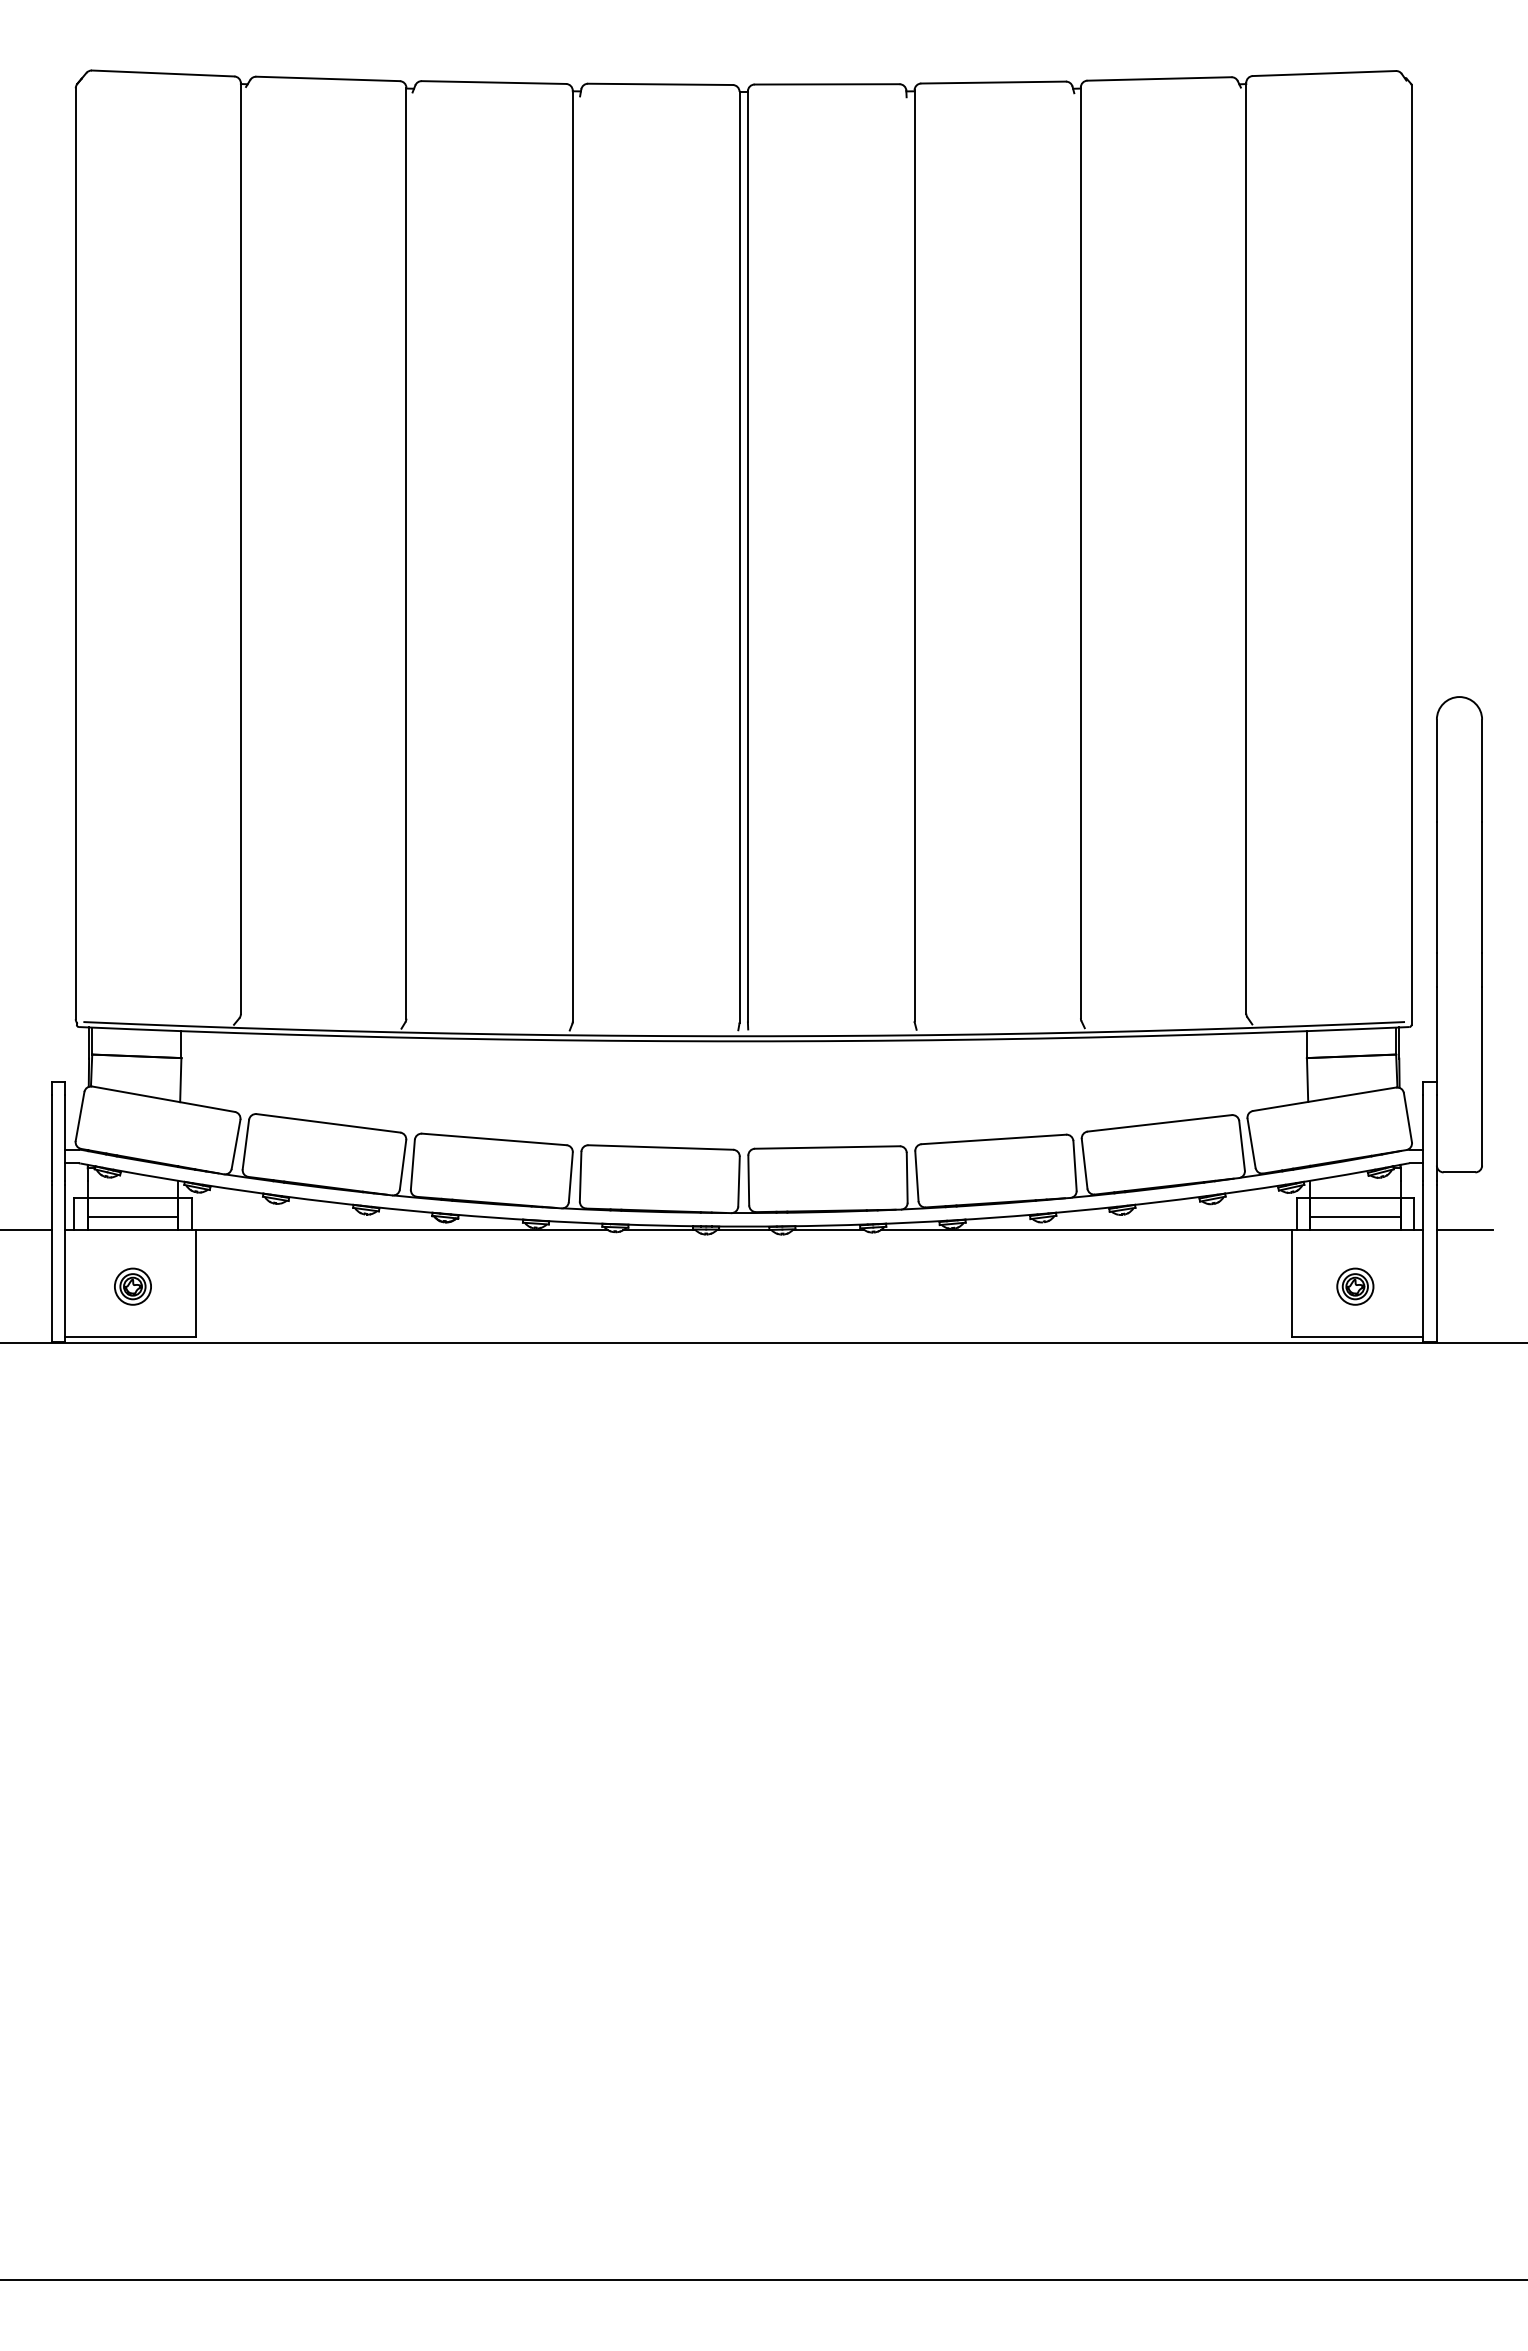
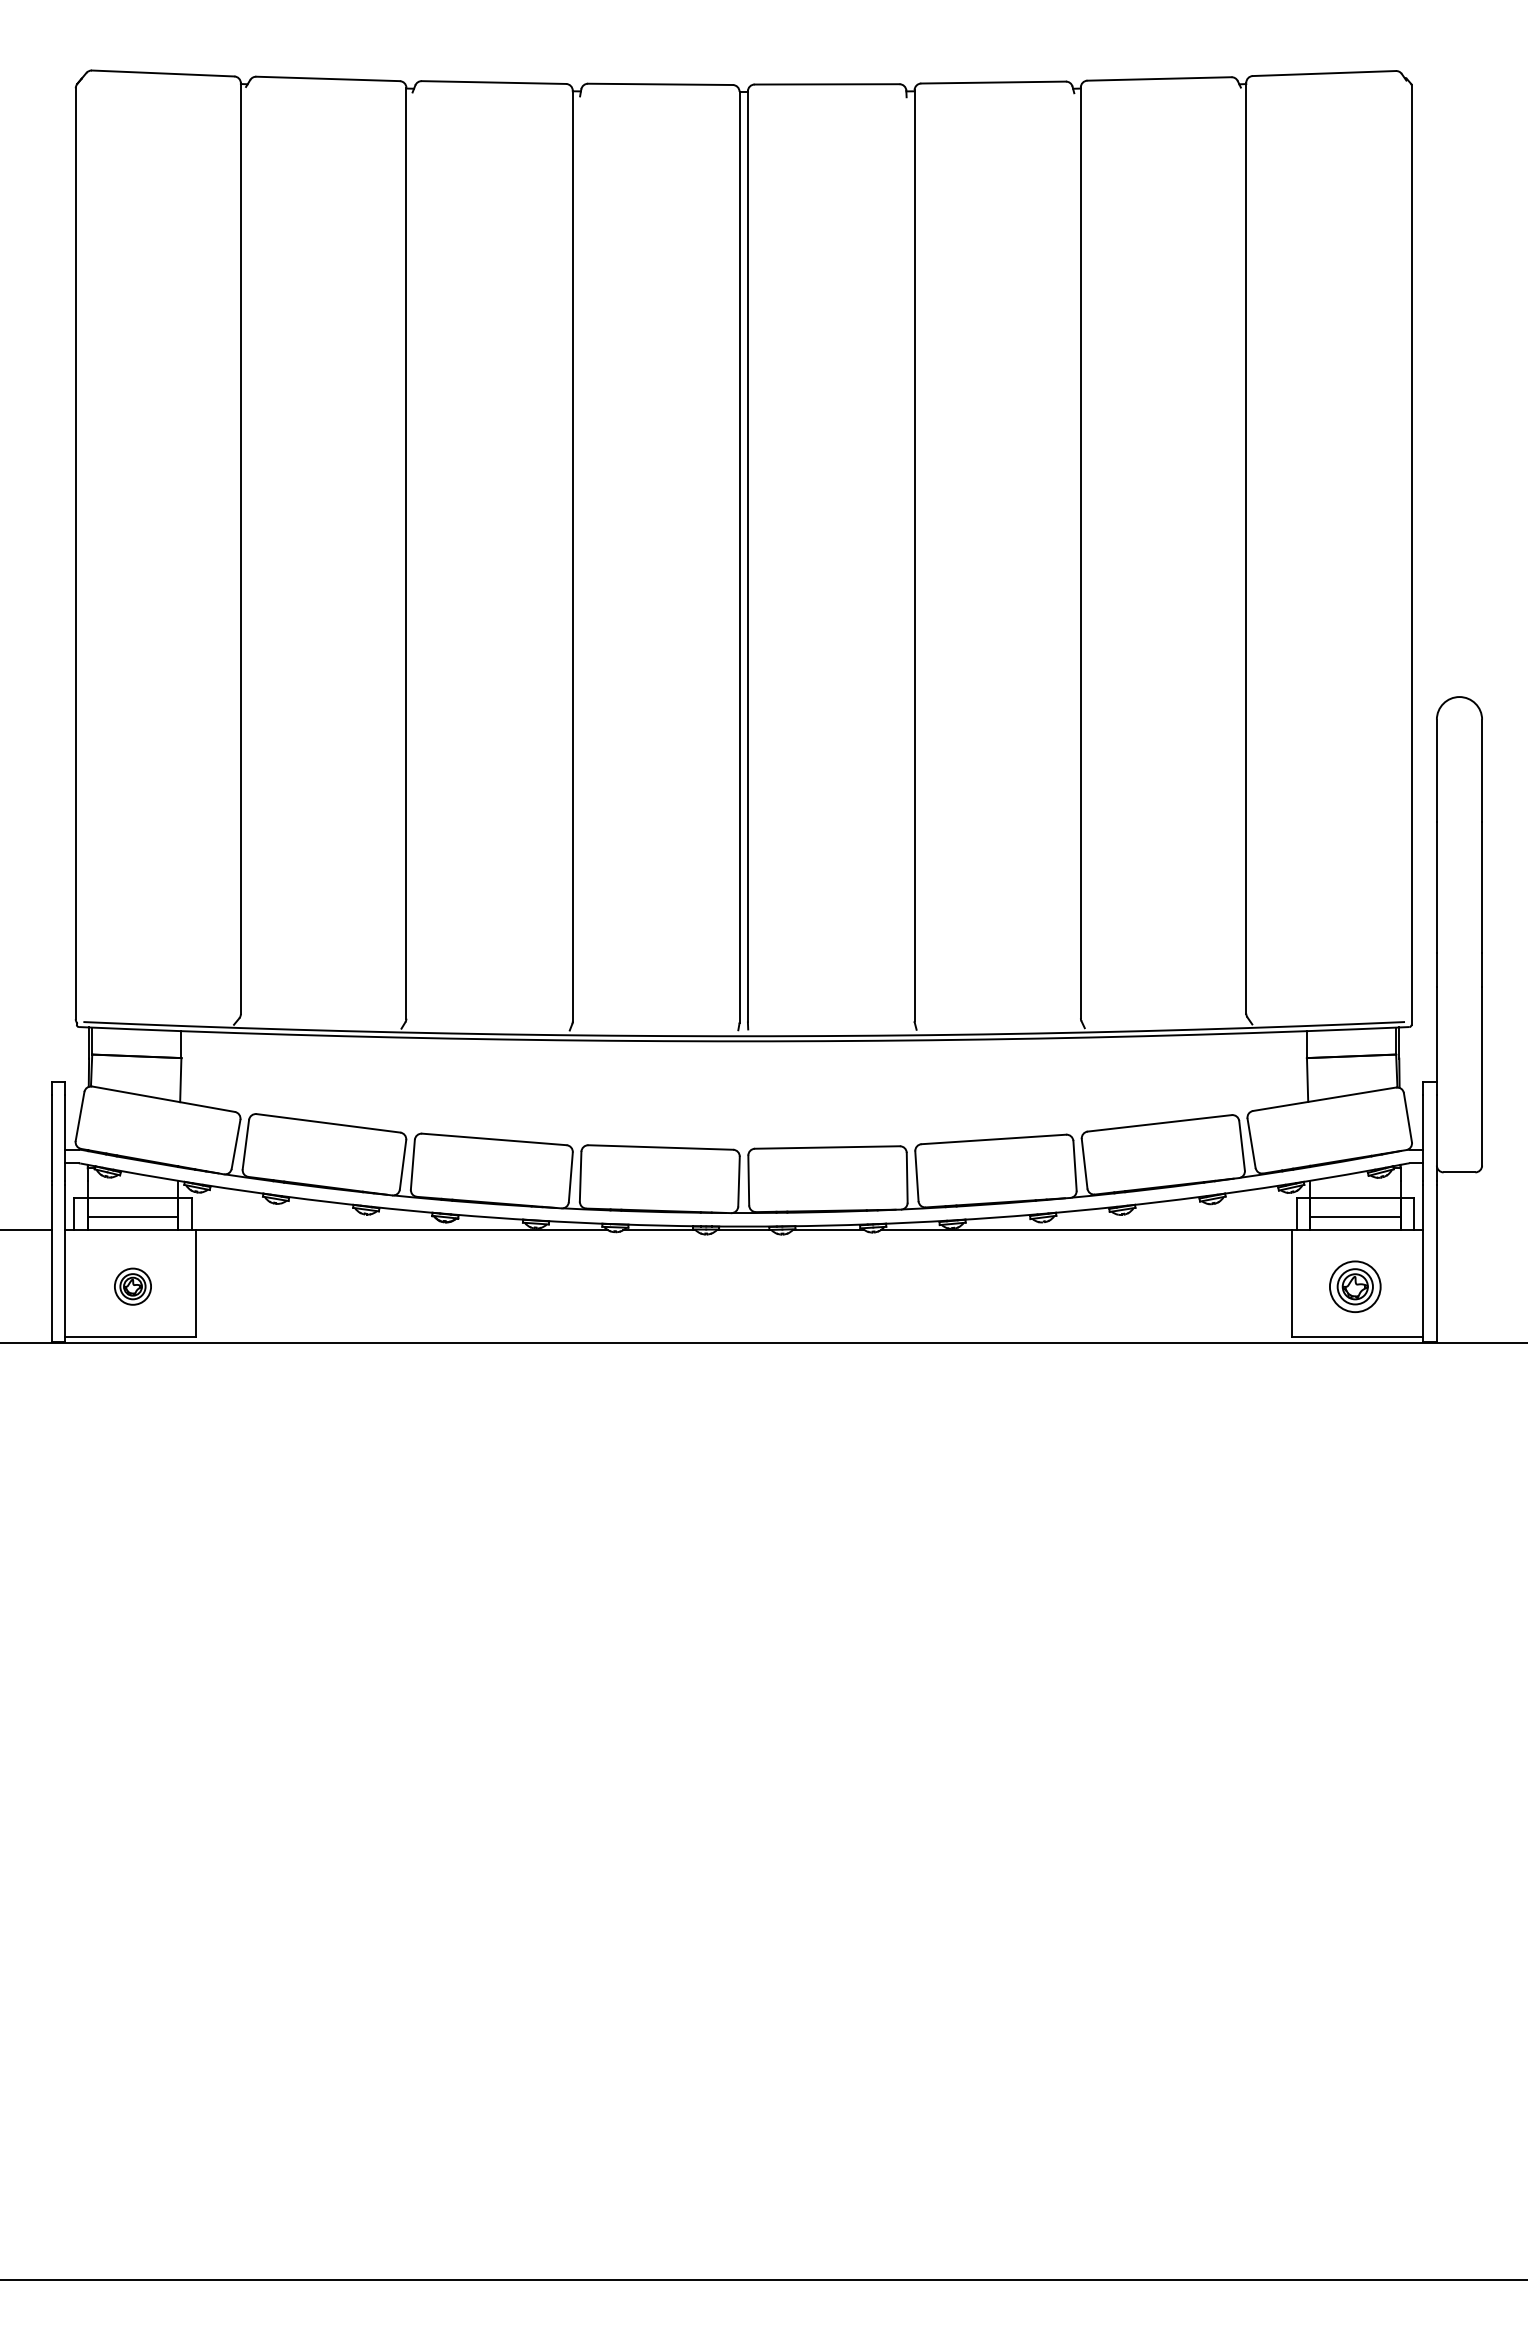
line: present -> none (1464, 1230)
part size: 39x39 px -> 53x53 px (1355, 1286)
